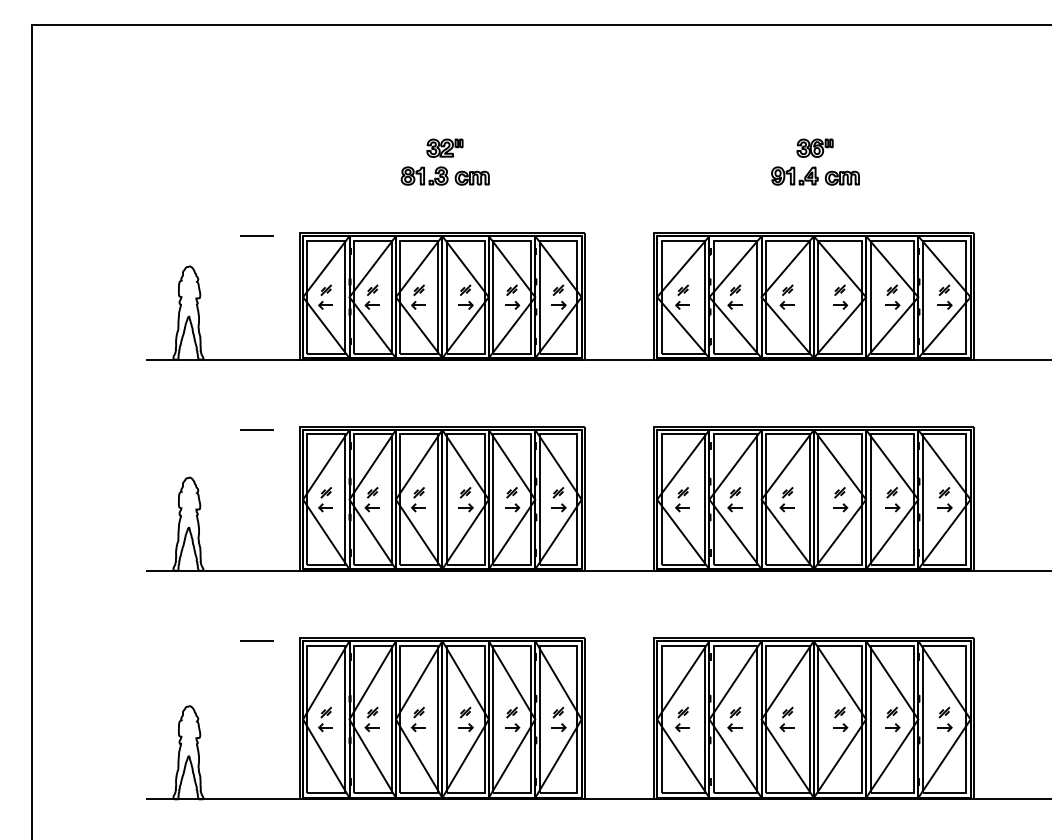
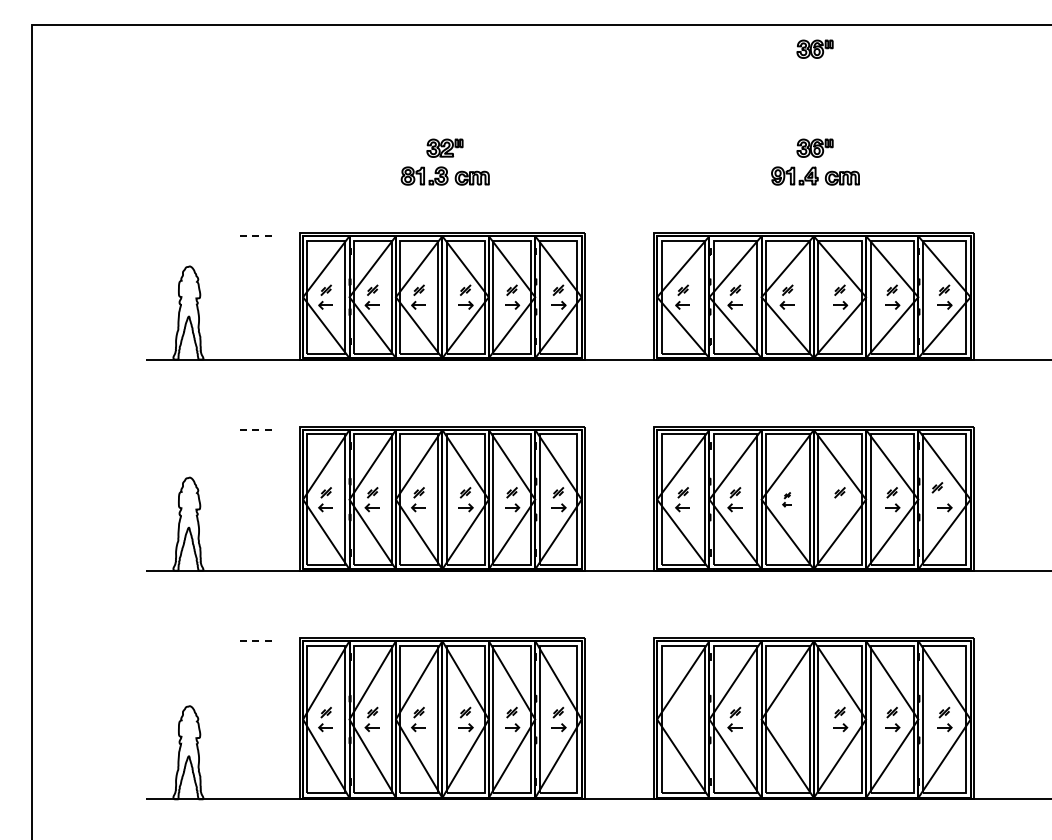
part: none -> present (814, 48)
line: solid -> dashed (257, 236)
line: solid -> dashed (257, 430)
part position: (944, 492) -> (937, 487) (937, 487)
part size: 16x26 px -> 10x16 px (786, 499)
part: present -> none (840, 507)
line: solid -> dashed (257, 641)
part: present -> none (786, 718)
part: present -> none (682, 719)
